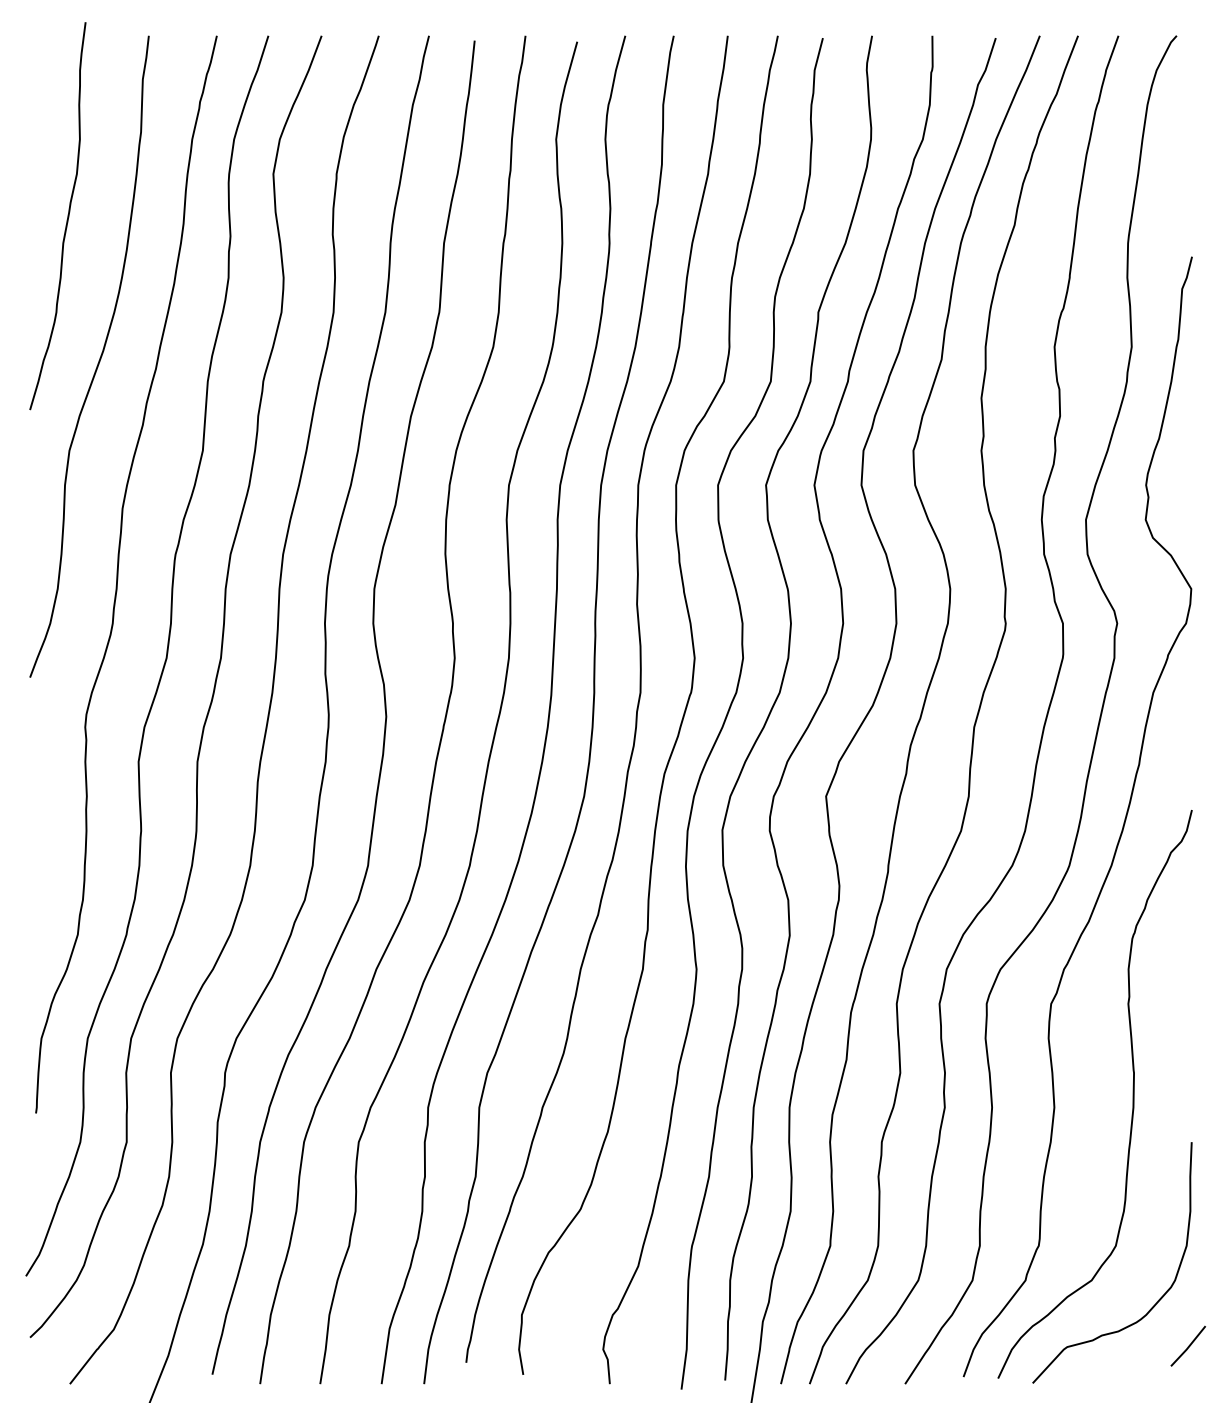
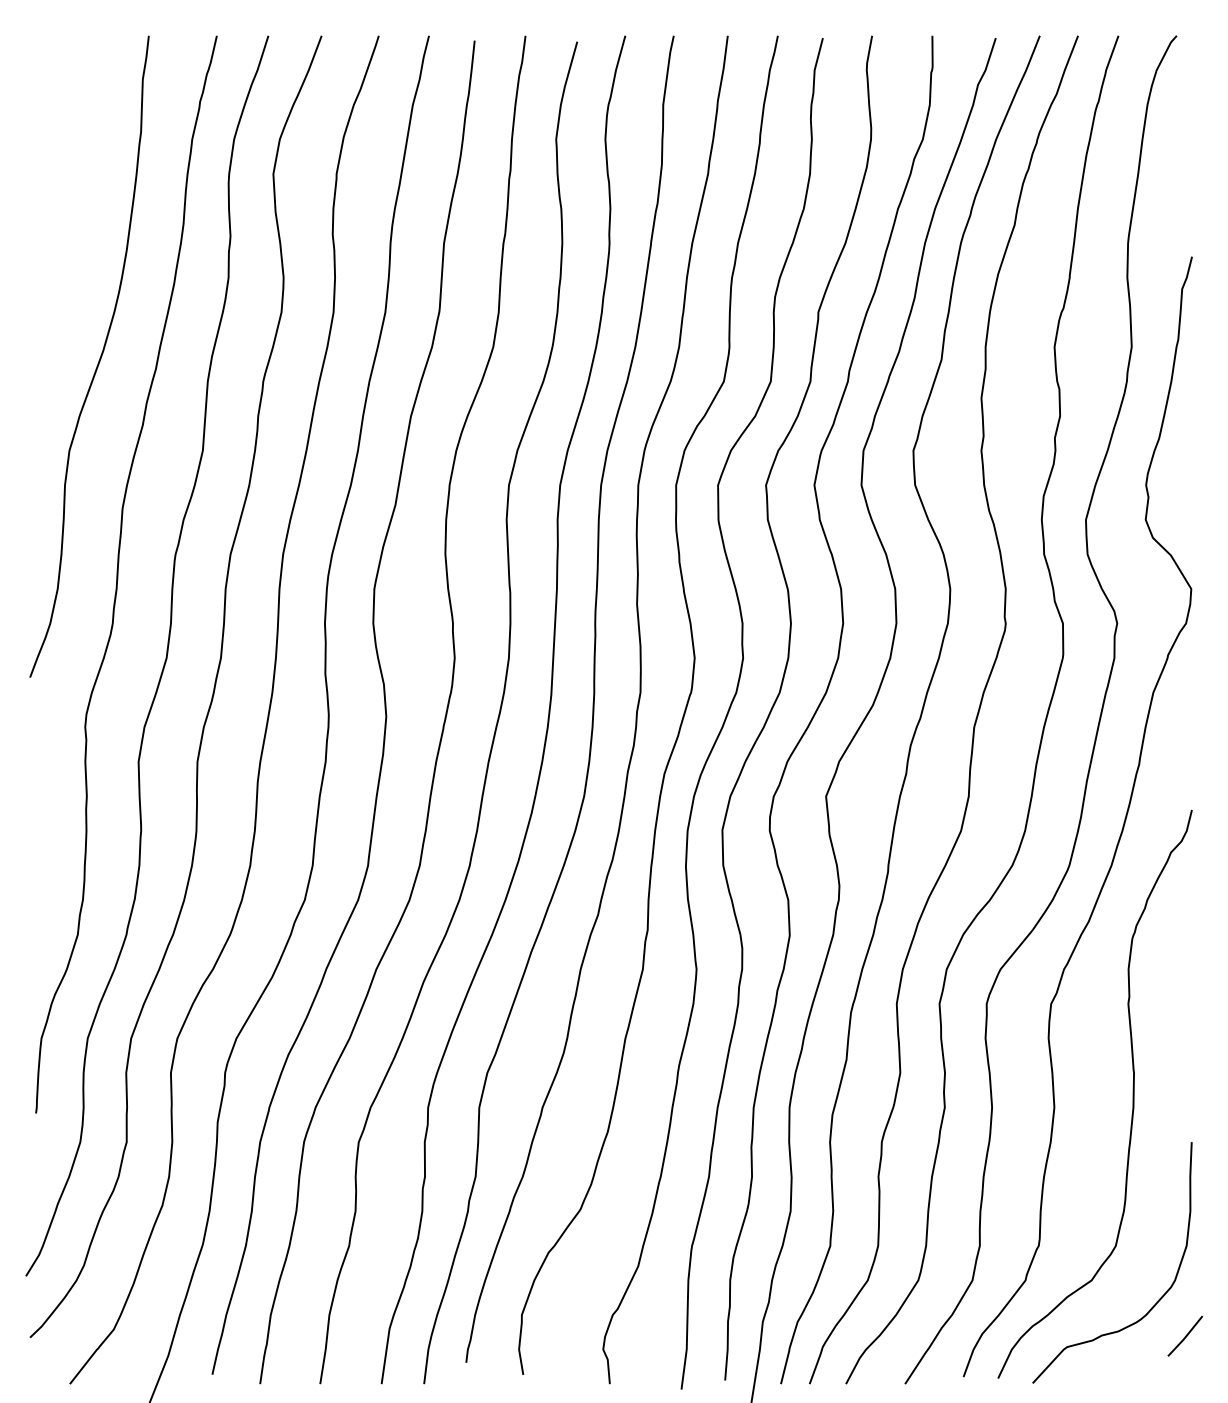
curve: present -> none (66, 219)
line position: (1188, 1345) -> (1185, 1335) (1185, 1335)
